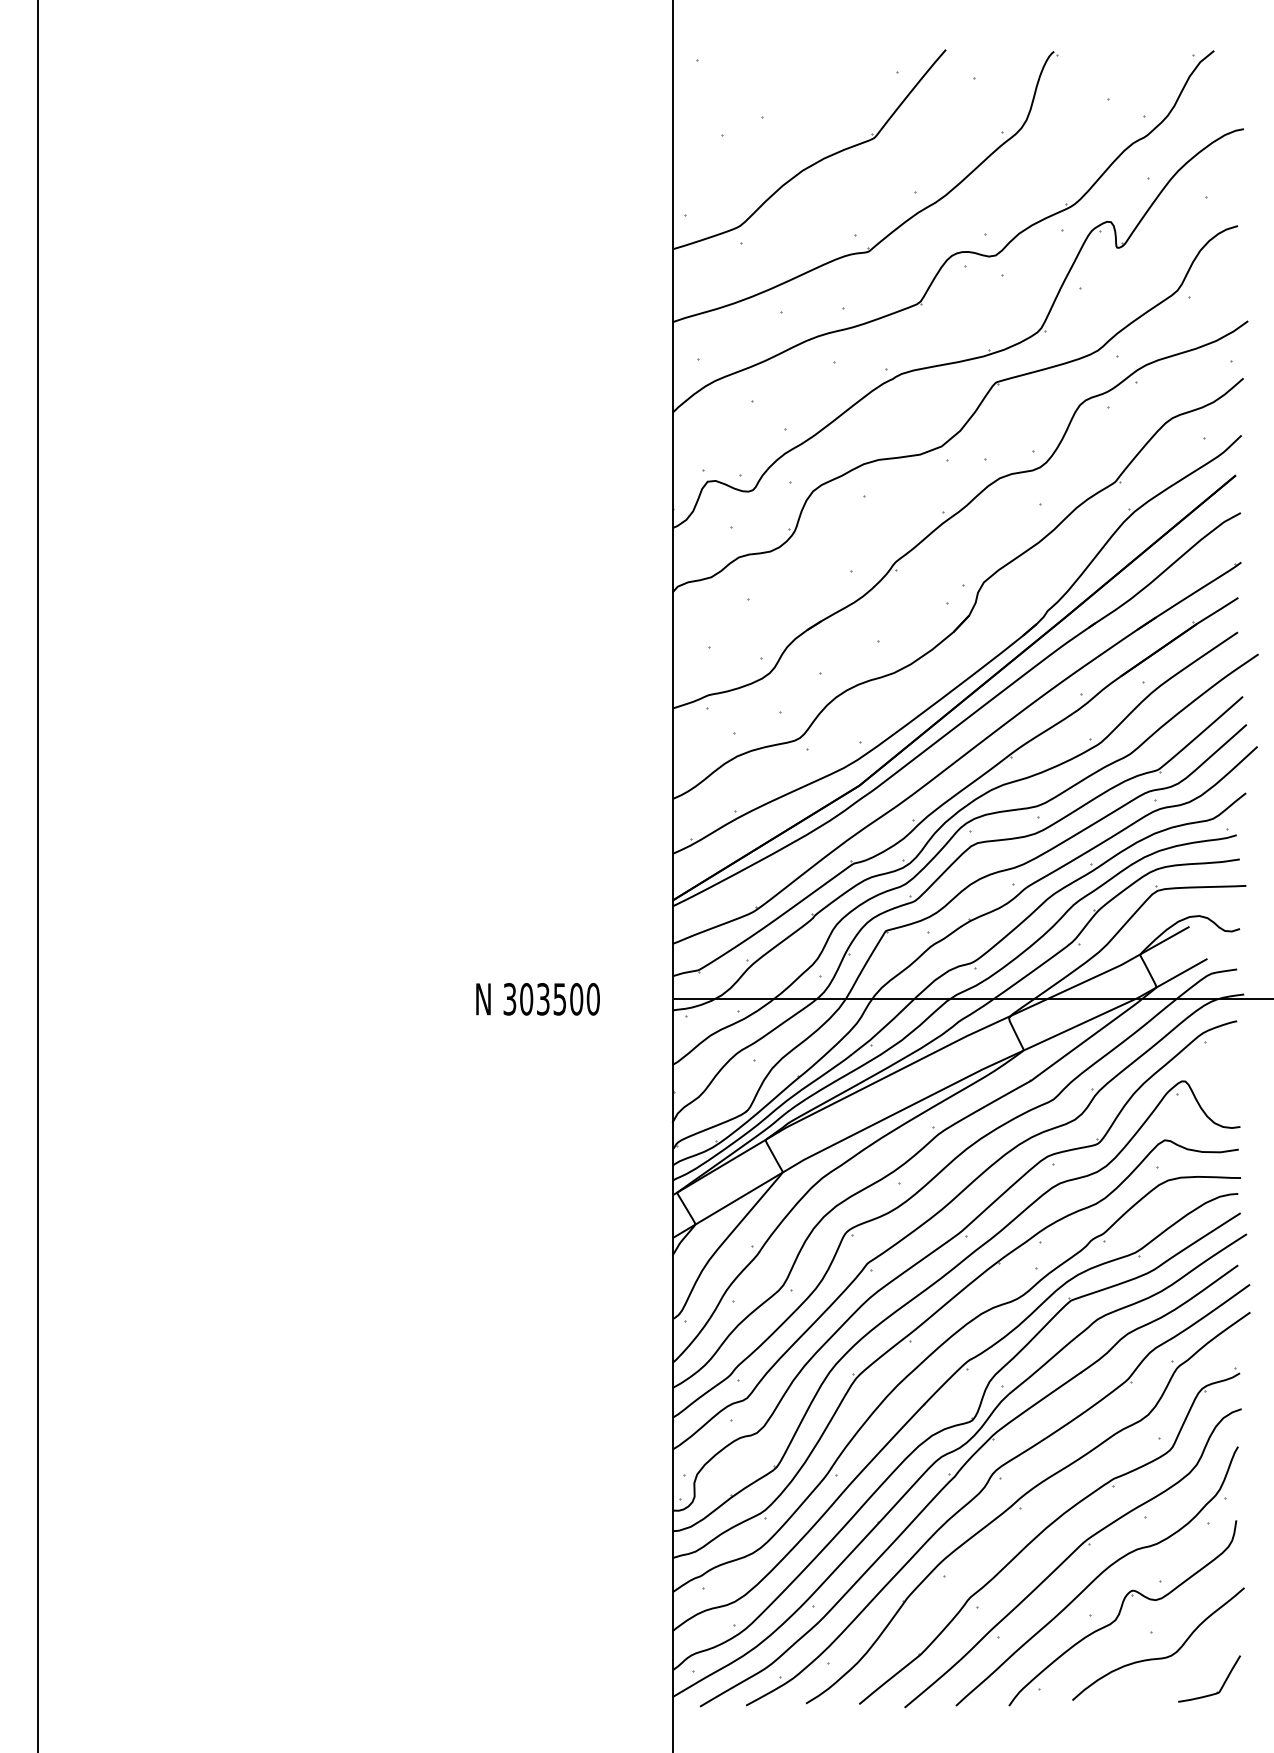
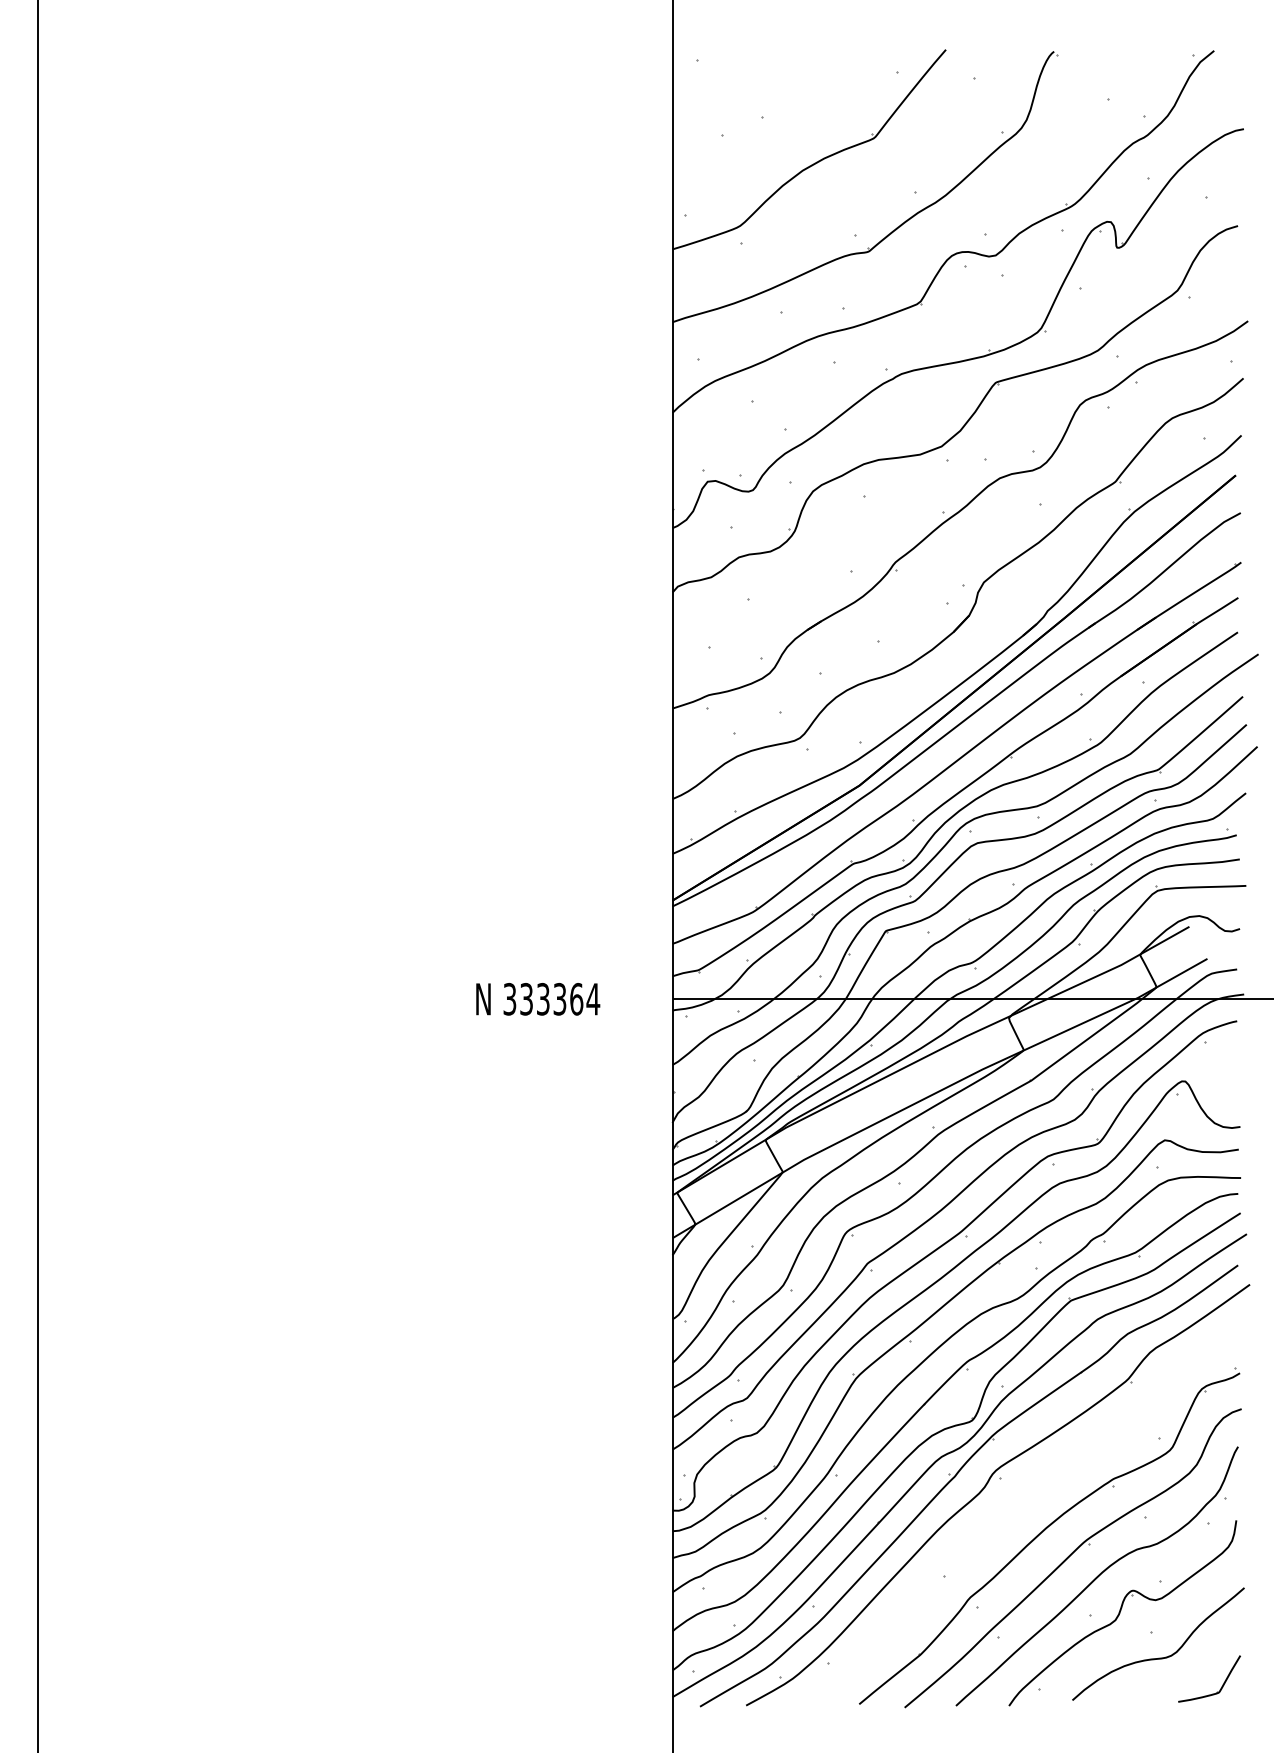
text: 303500 -> 333364 (560, 998)
part: present -> none (1021, 1508)
